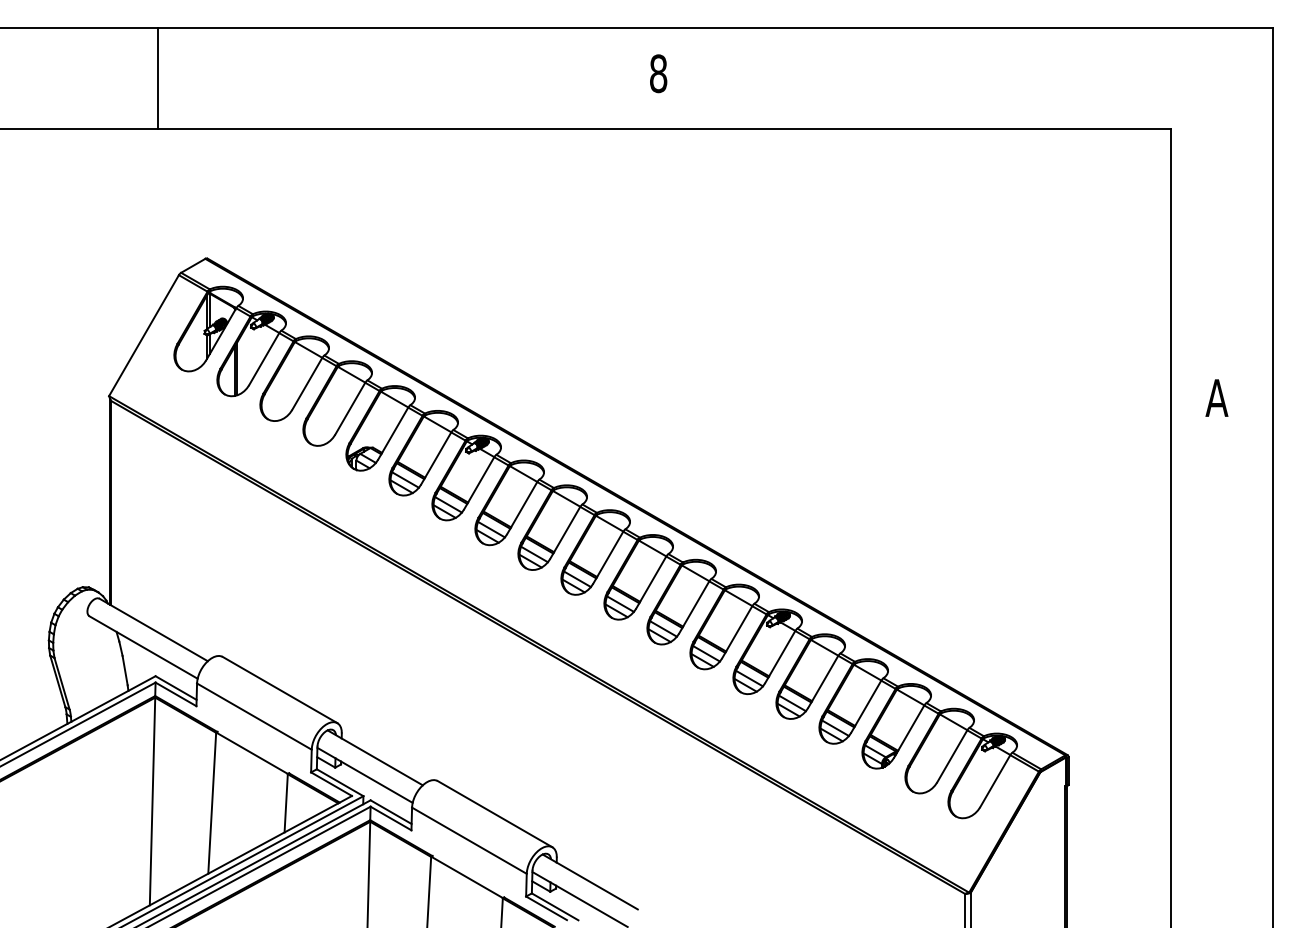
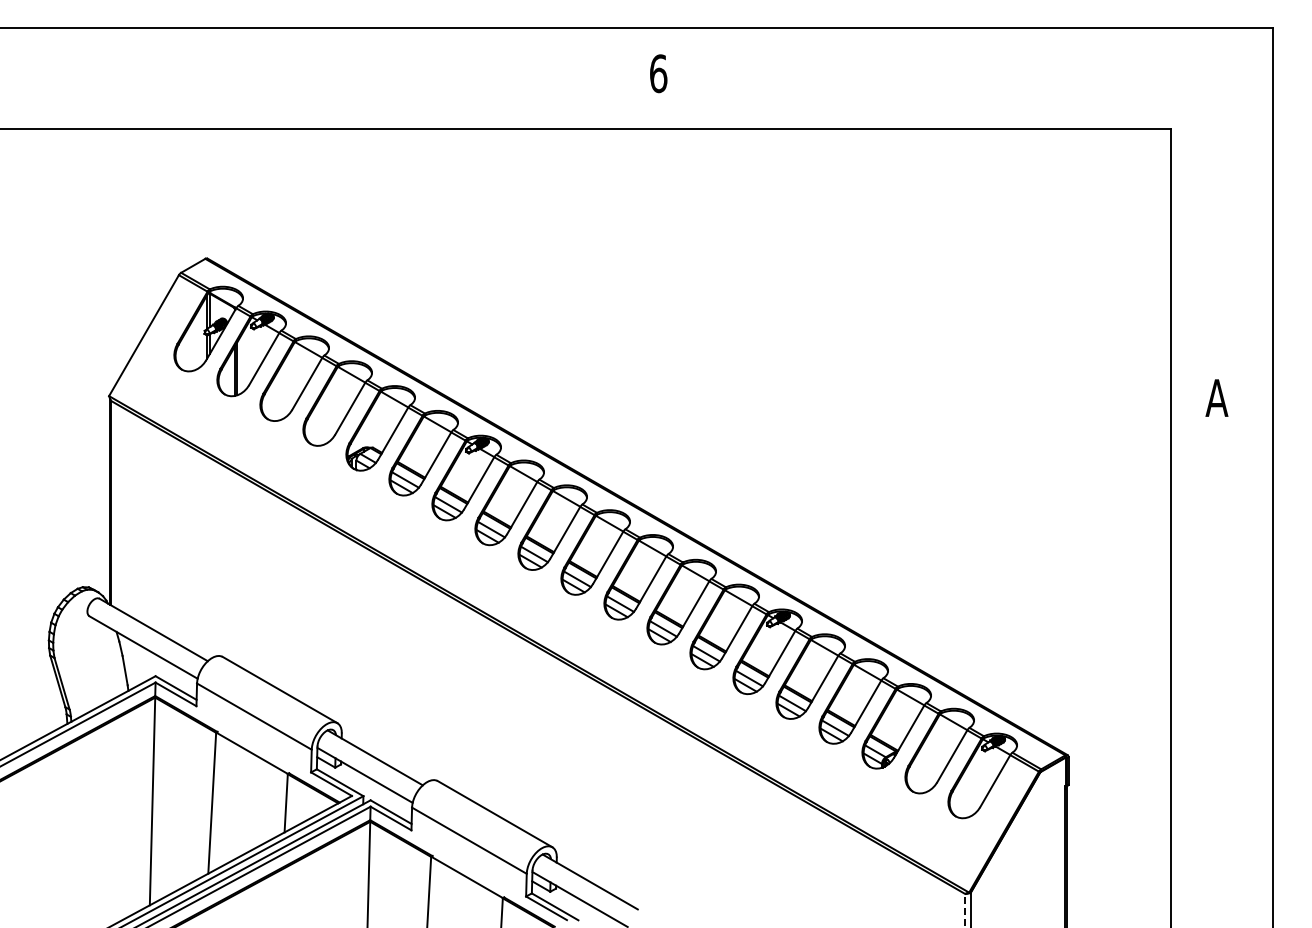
text: 8 -> 6 (658, 73)
line: present -> none (157, 78)
line: solid -> dashed (965, 910)
